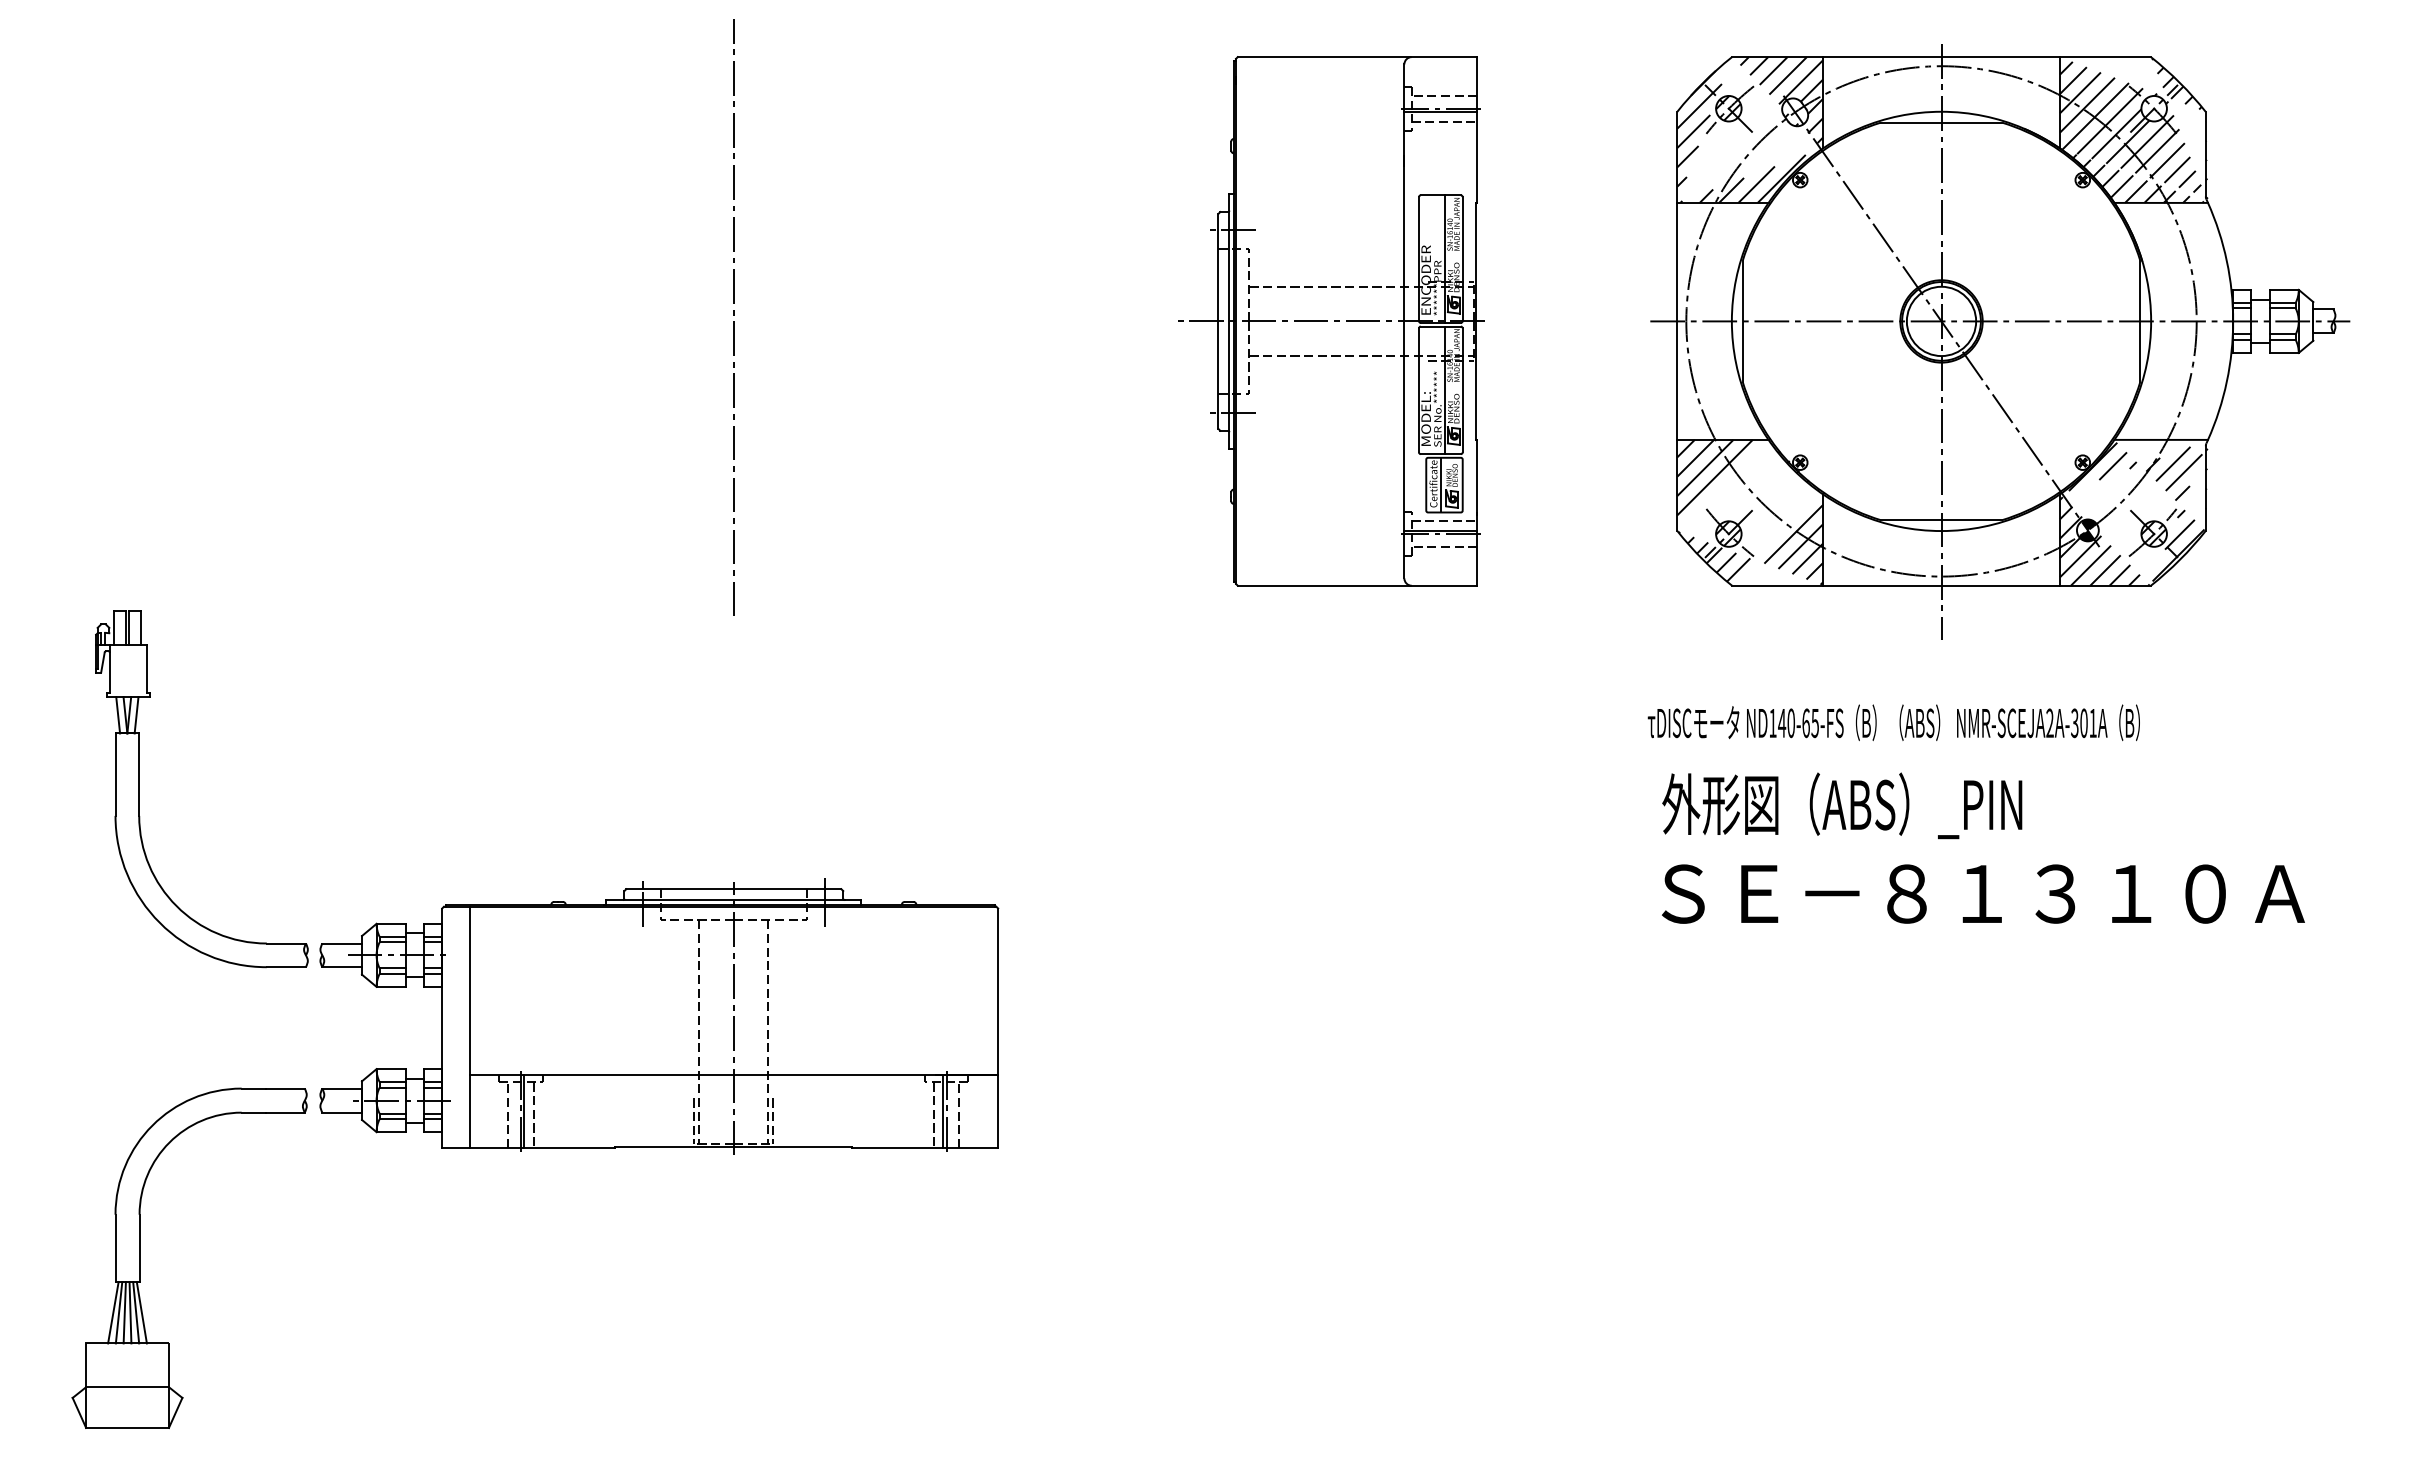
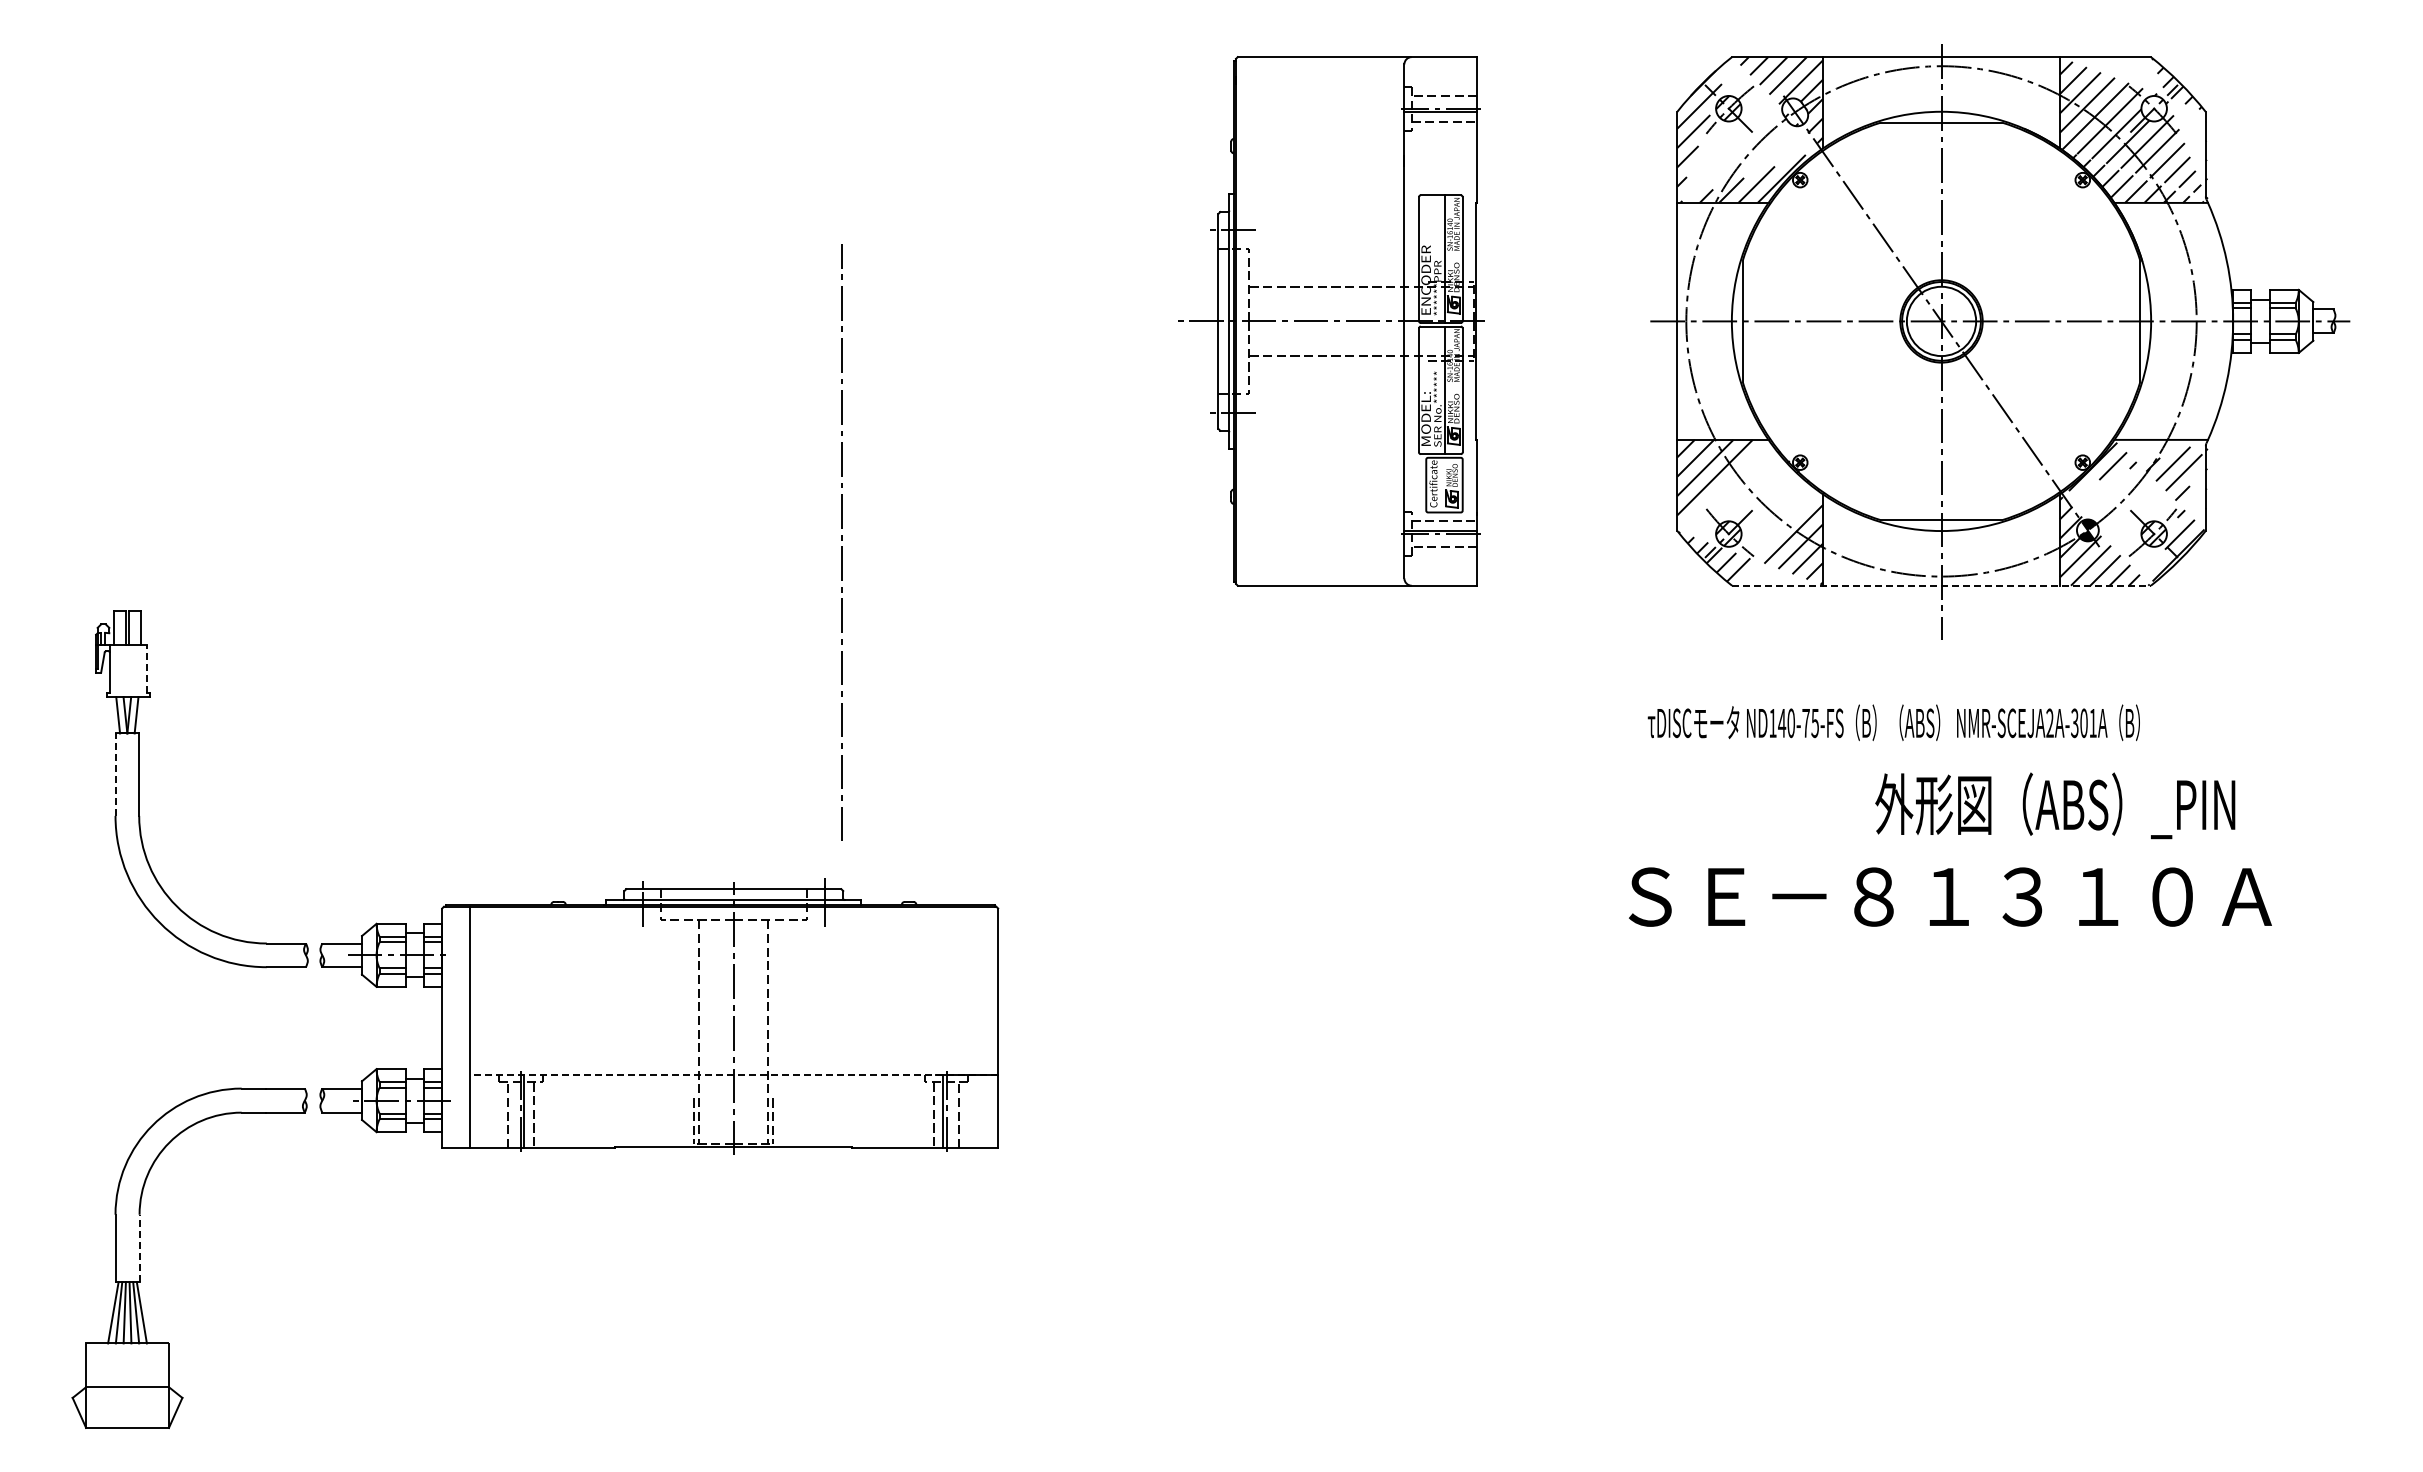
line position: (733, 315) -> (841, 540) (841, 540)
line: present -> none (1440, 484)
line: solid -> dashed (1942, 585)
line: solid -> dashed (146, 669)
text: ND140-65-FS -> ND140-75-FS (1805, 723)
line: solid -> dashed (115, 774)
text position: (1842, 805) -> (2055, 805) (2055, 805)
text position: (1983, 893) -> (1950, 896) (1950, 896)
line: solid -> dashed (733, 1075)
line: solid -> dashed (139, 1248)
